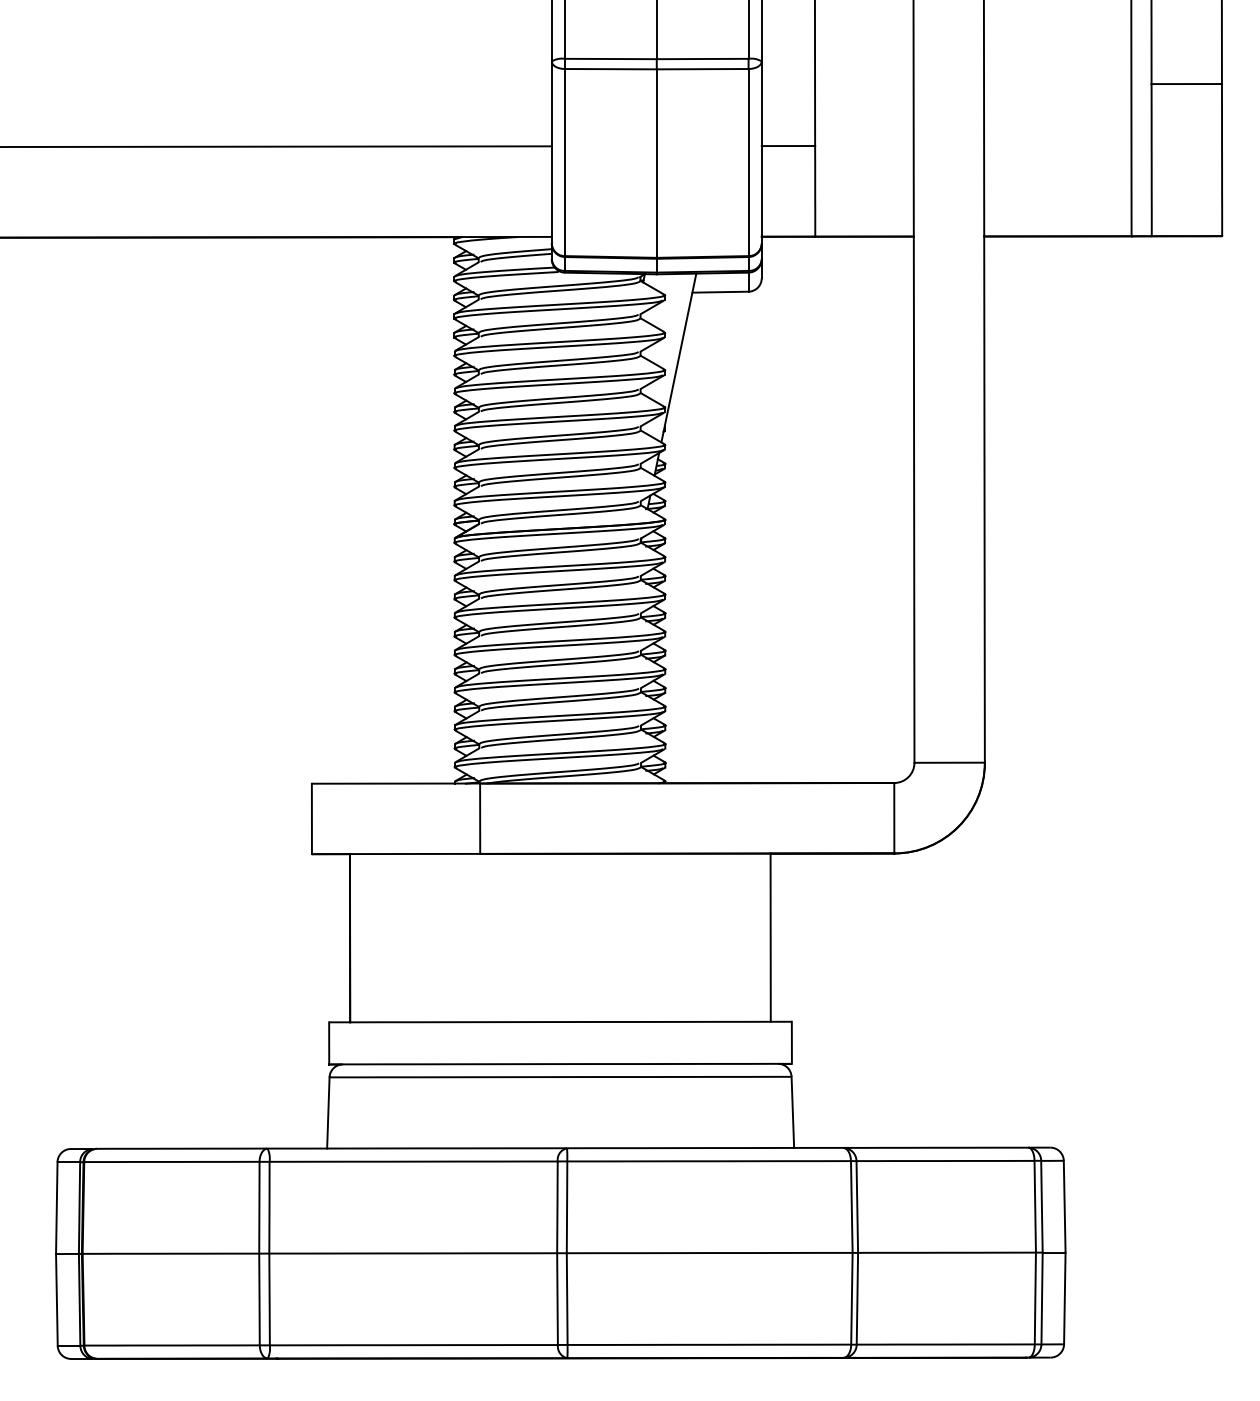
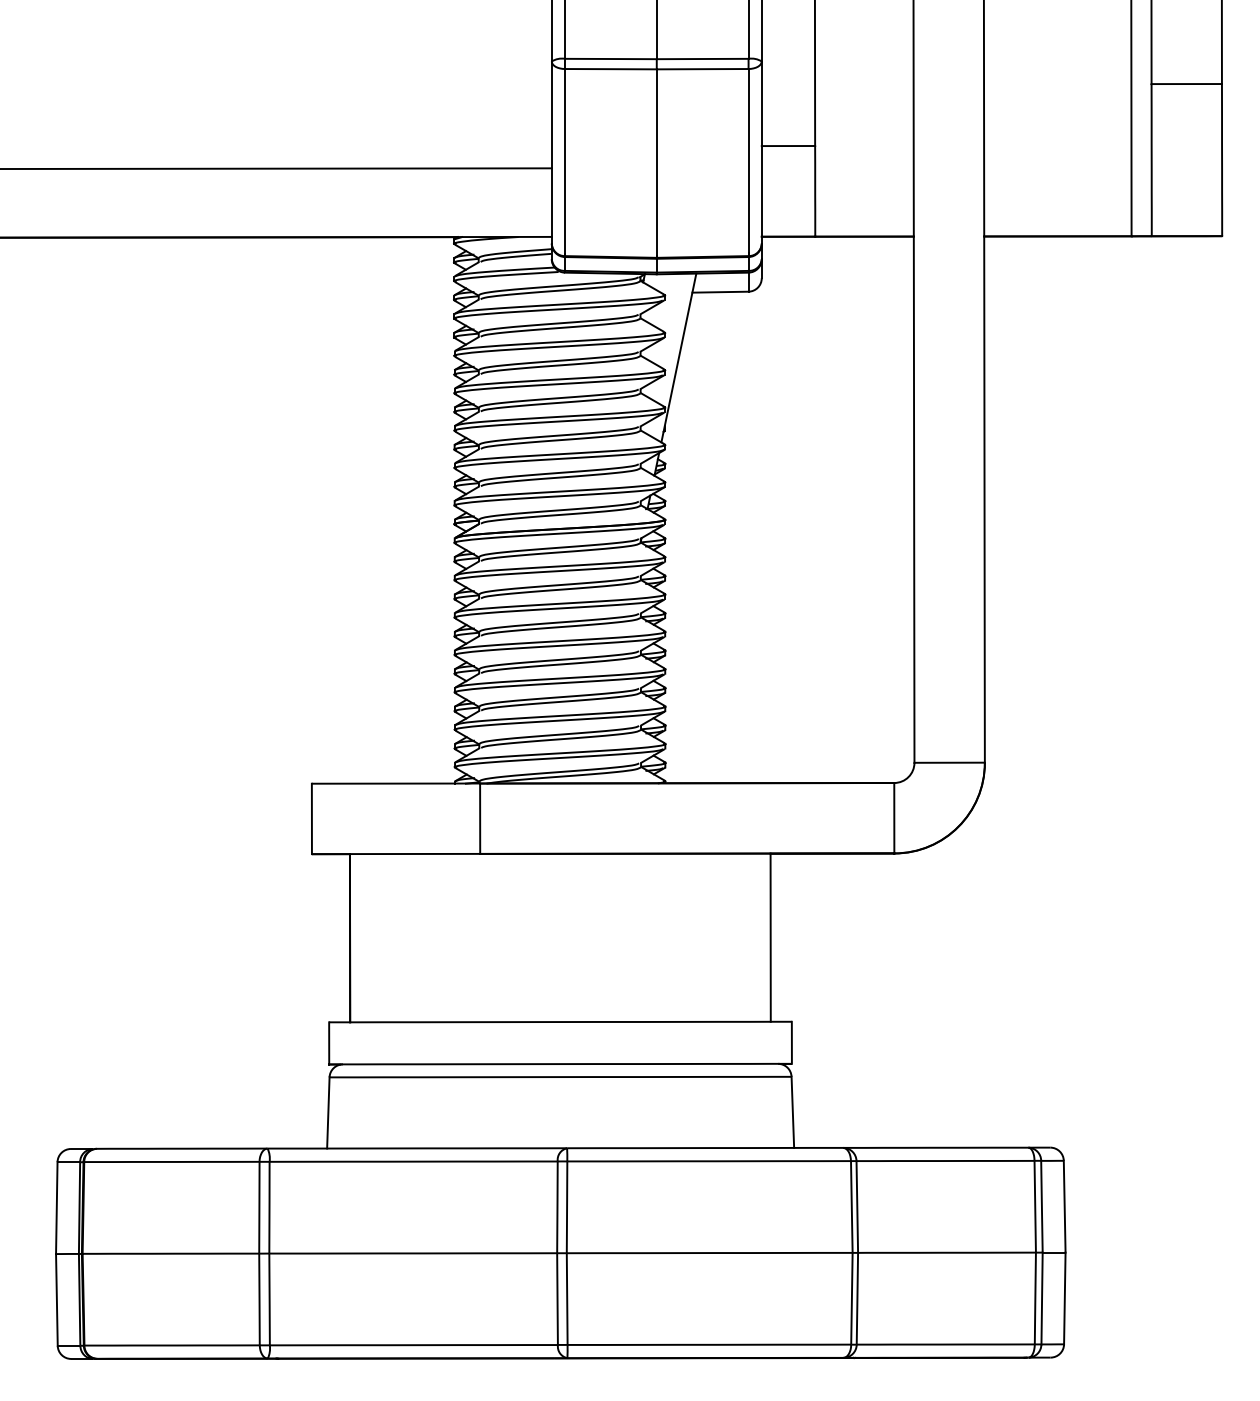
line position: (276, 146) -> (276, 168) (276, 168)
